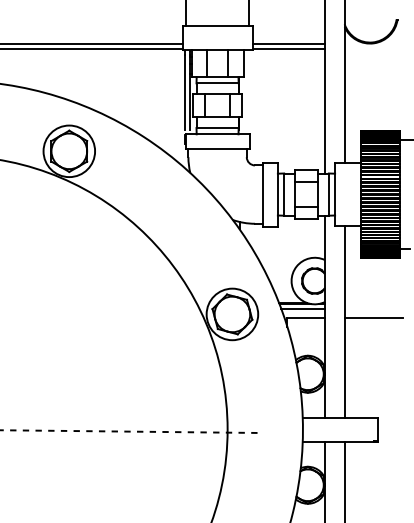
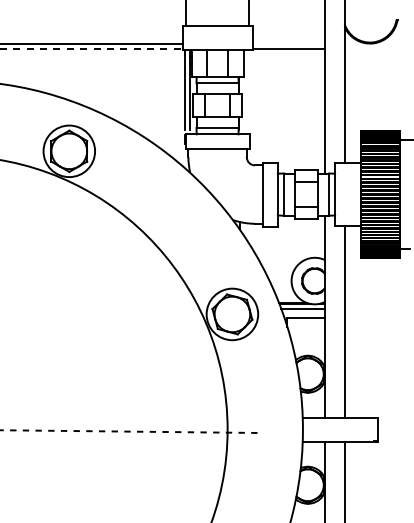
line: present -> none (288, 43)
line: solid -> dashed (91, 48)
line: present -> none (373, 318)
